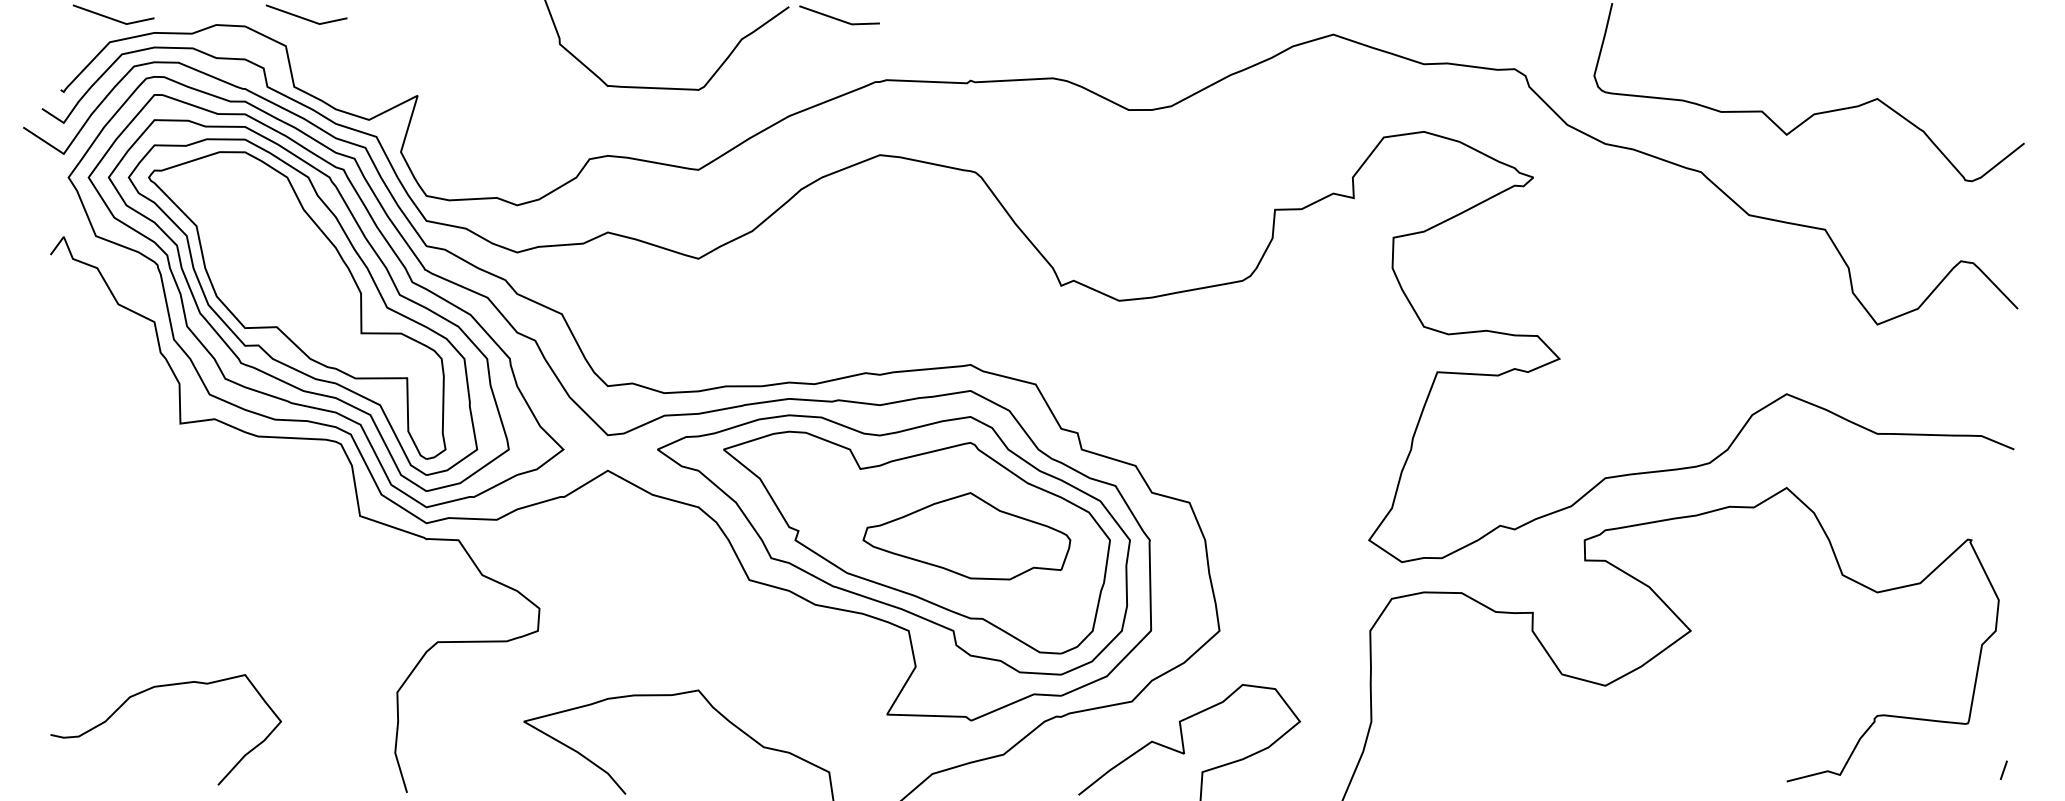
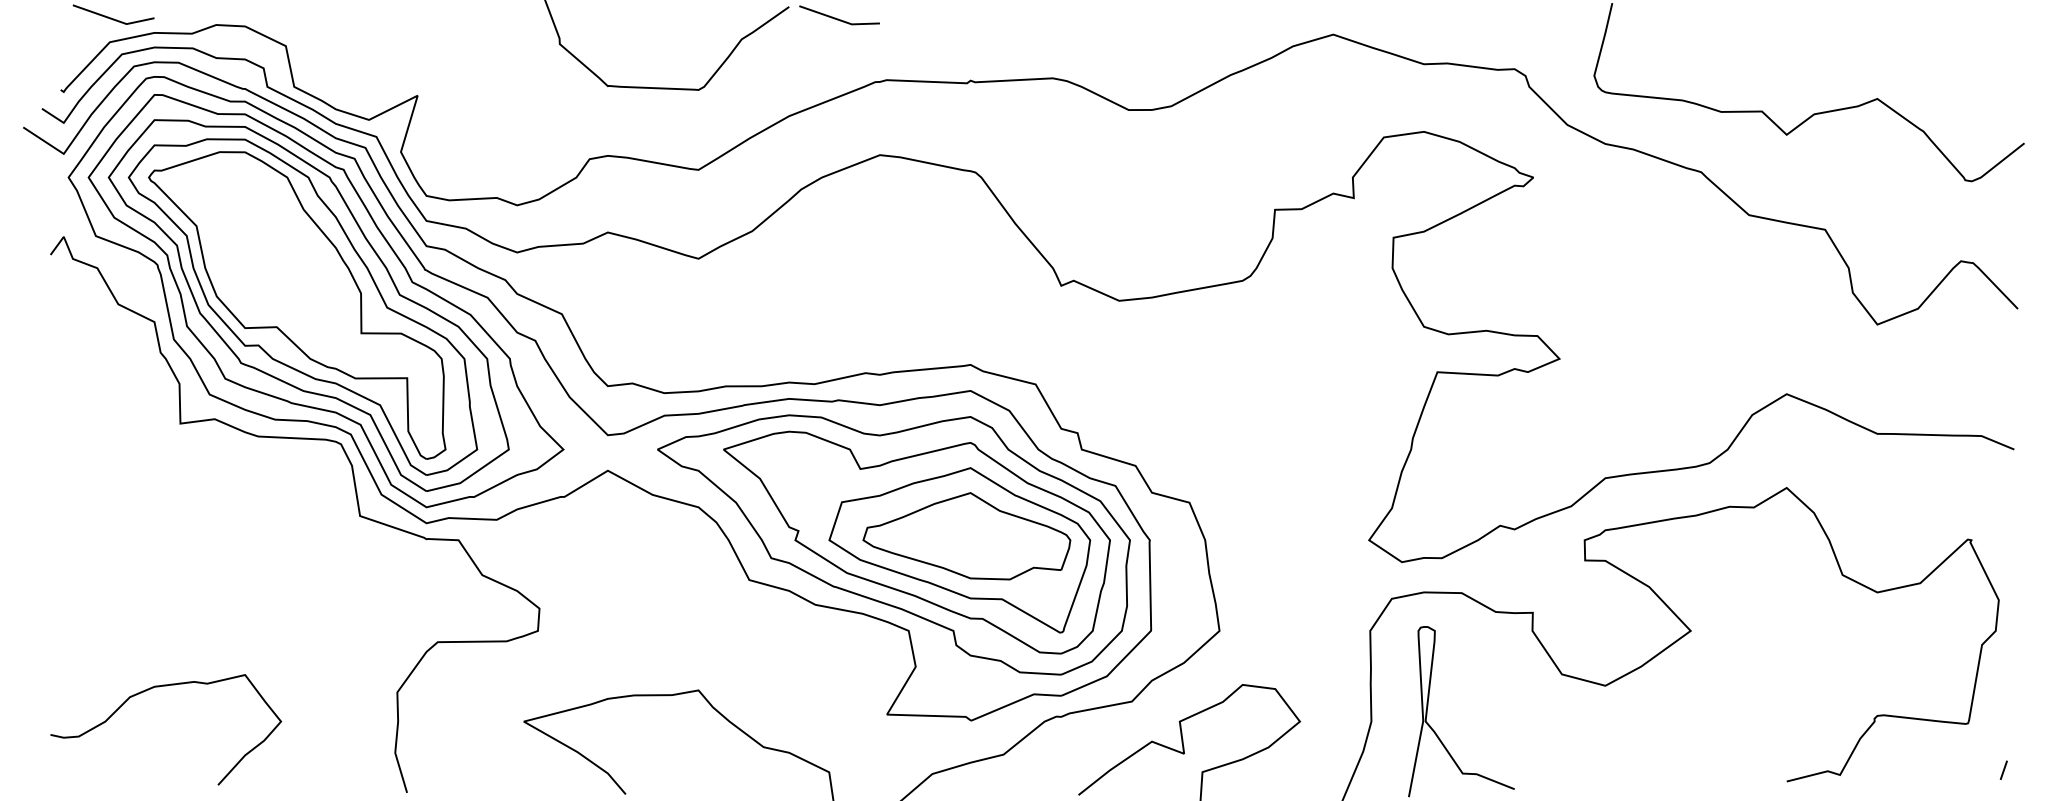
line: present -> none (304, 17)
part: none -> present (959, 550)
curve: none -> present (1435, 731)
